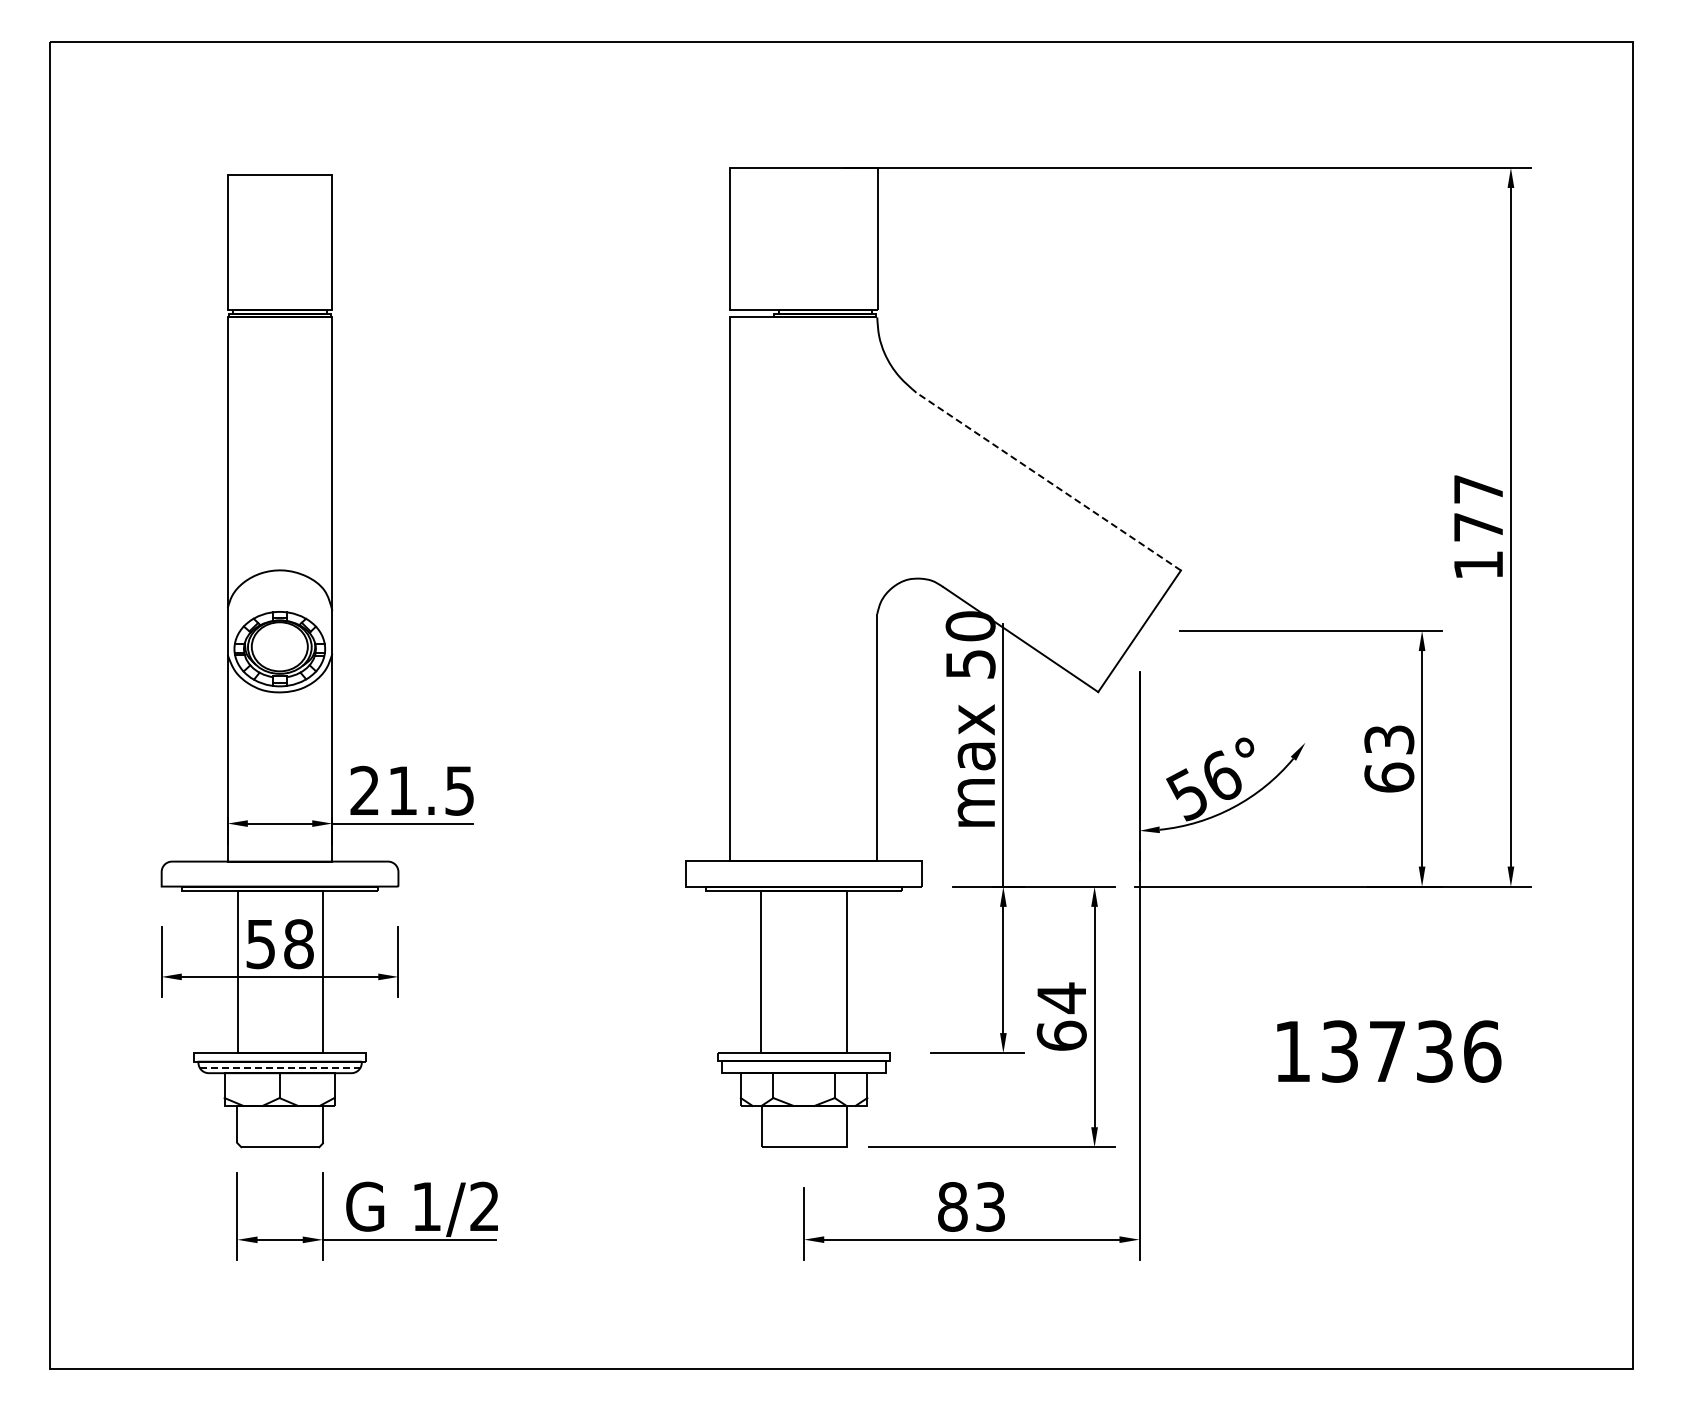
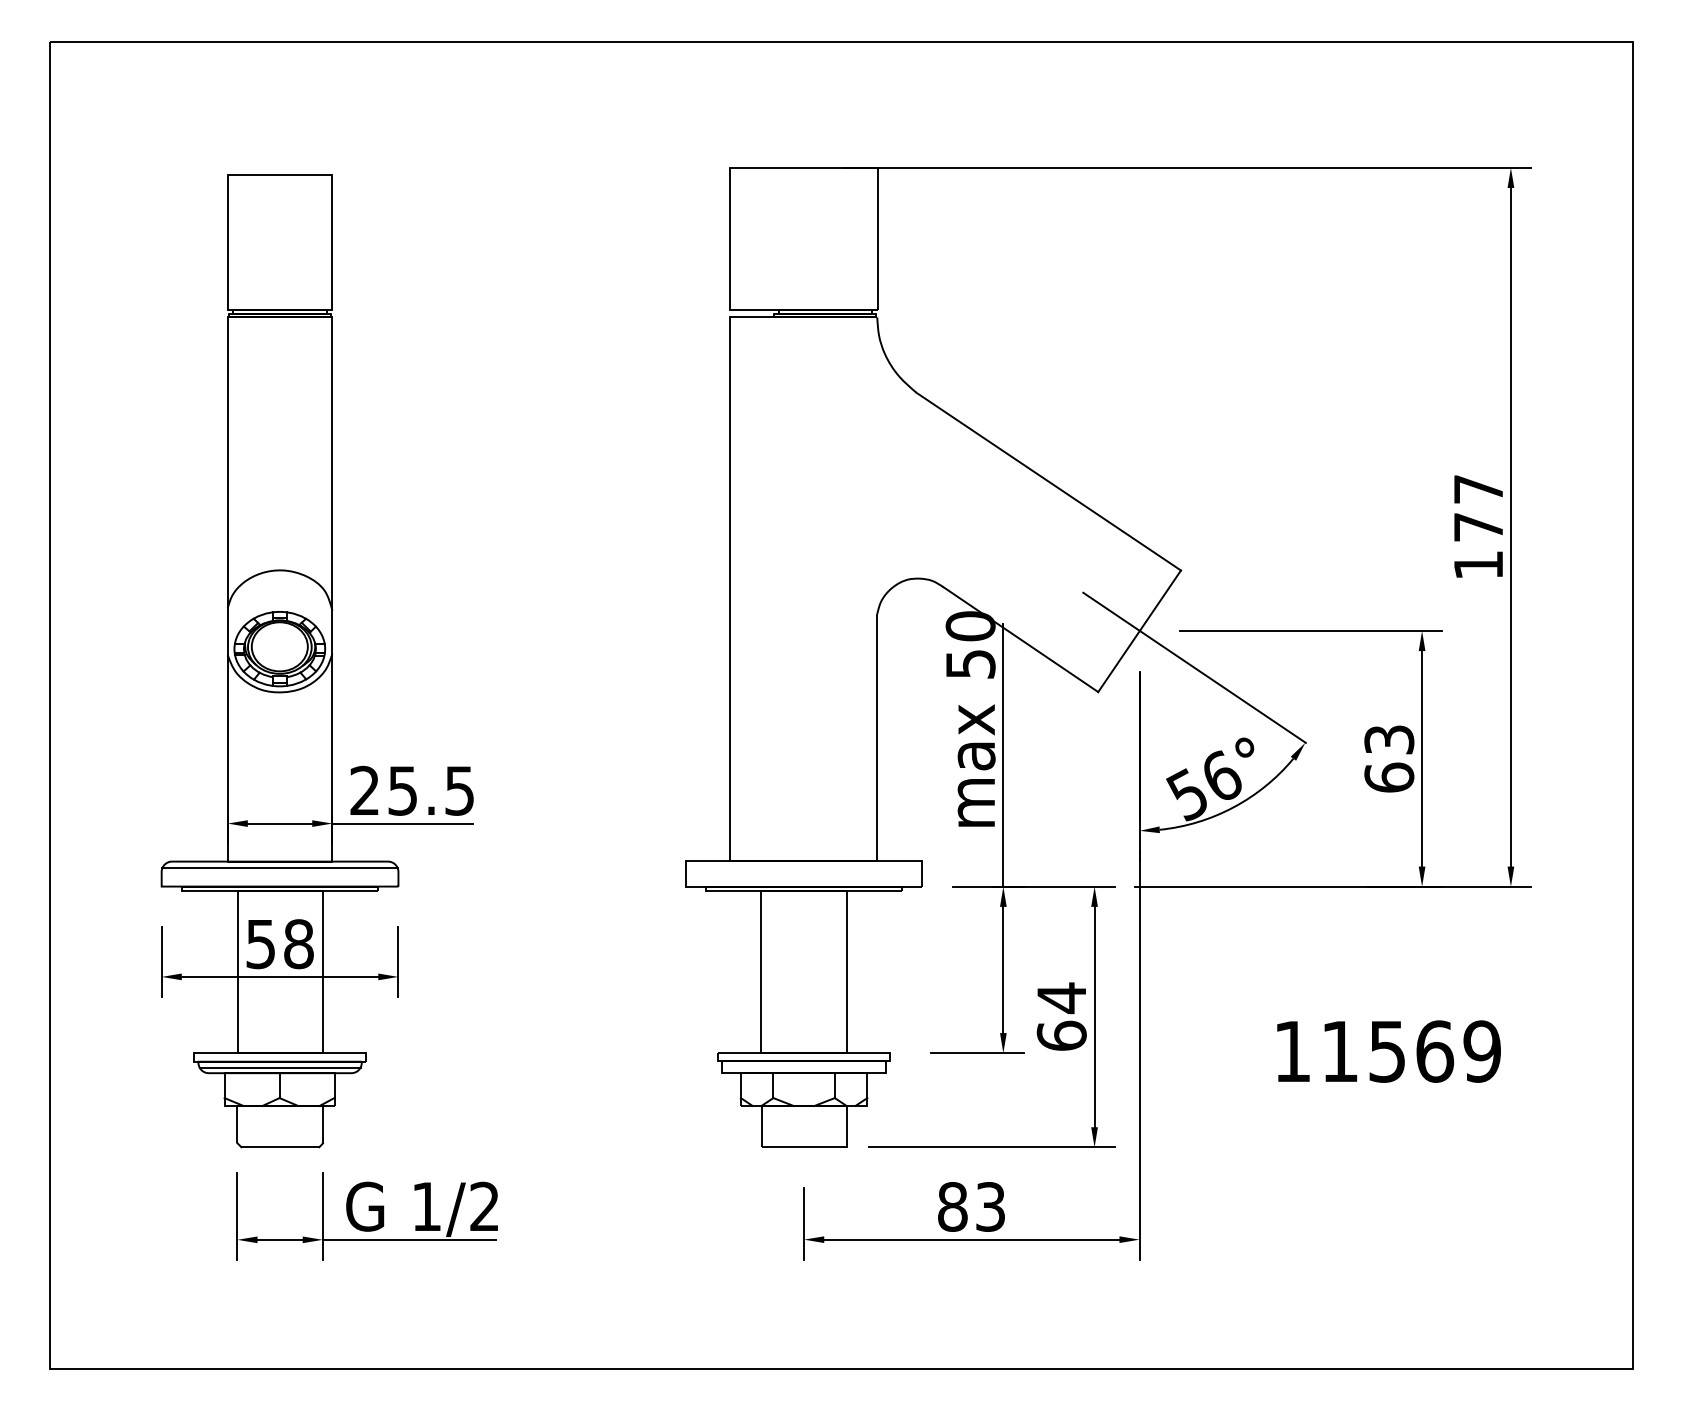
line: dashed -> solid (1048, 481)
line: none -> present (1194, 667)
text: 21.5 -> 25.5 (402, 790)
line: none -> present (279, 868)
text: 13736 -> 11569 (1411, 1051)
line: dashed -> solid (280, 1067)
